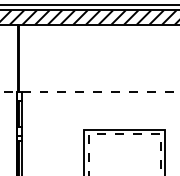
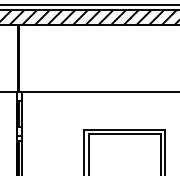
line: dashed -> solid (90, 92)
line: dashed -> solid (124, 134)
